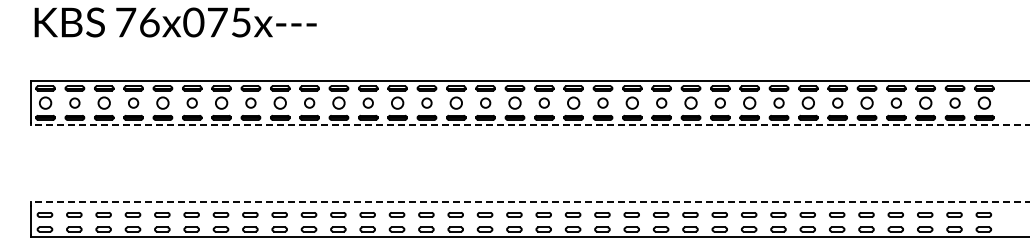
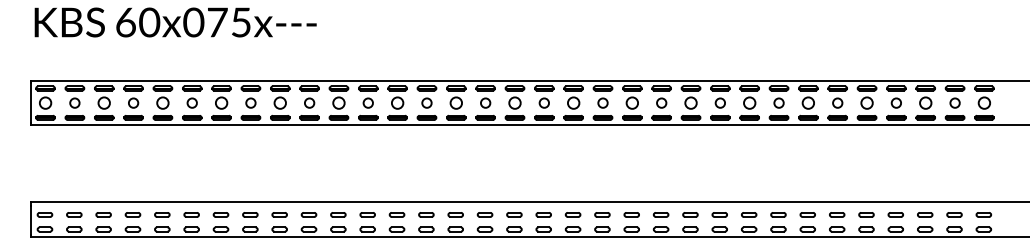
text: 76x075x--- -> 60x075x--- (138, 22)
line: dashed -> solid (529, 125)
line: dashed -> solid (529, 202)
